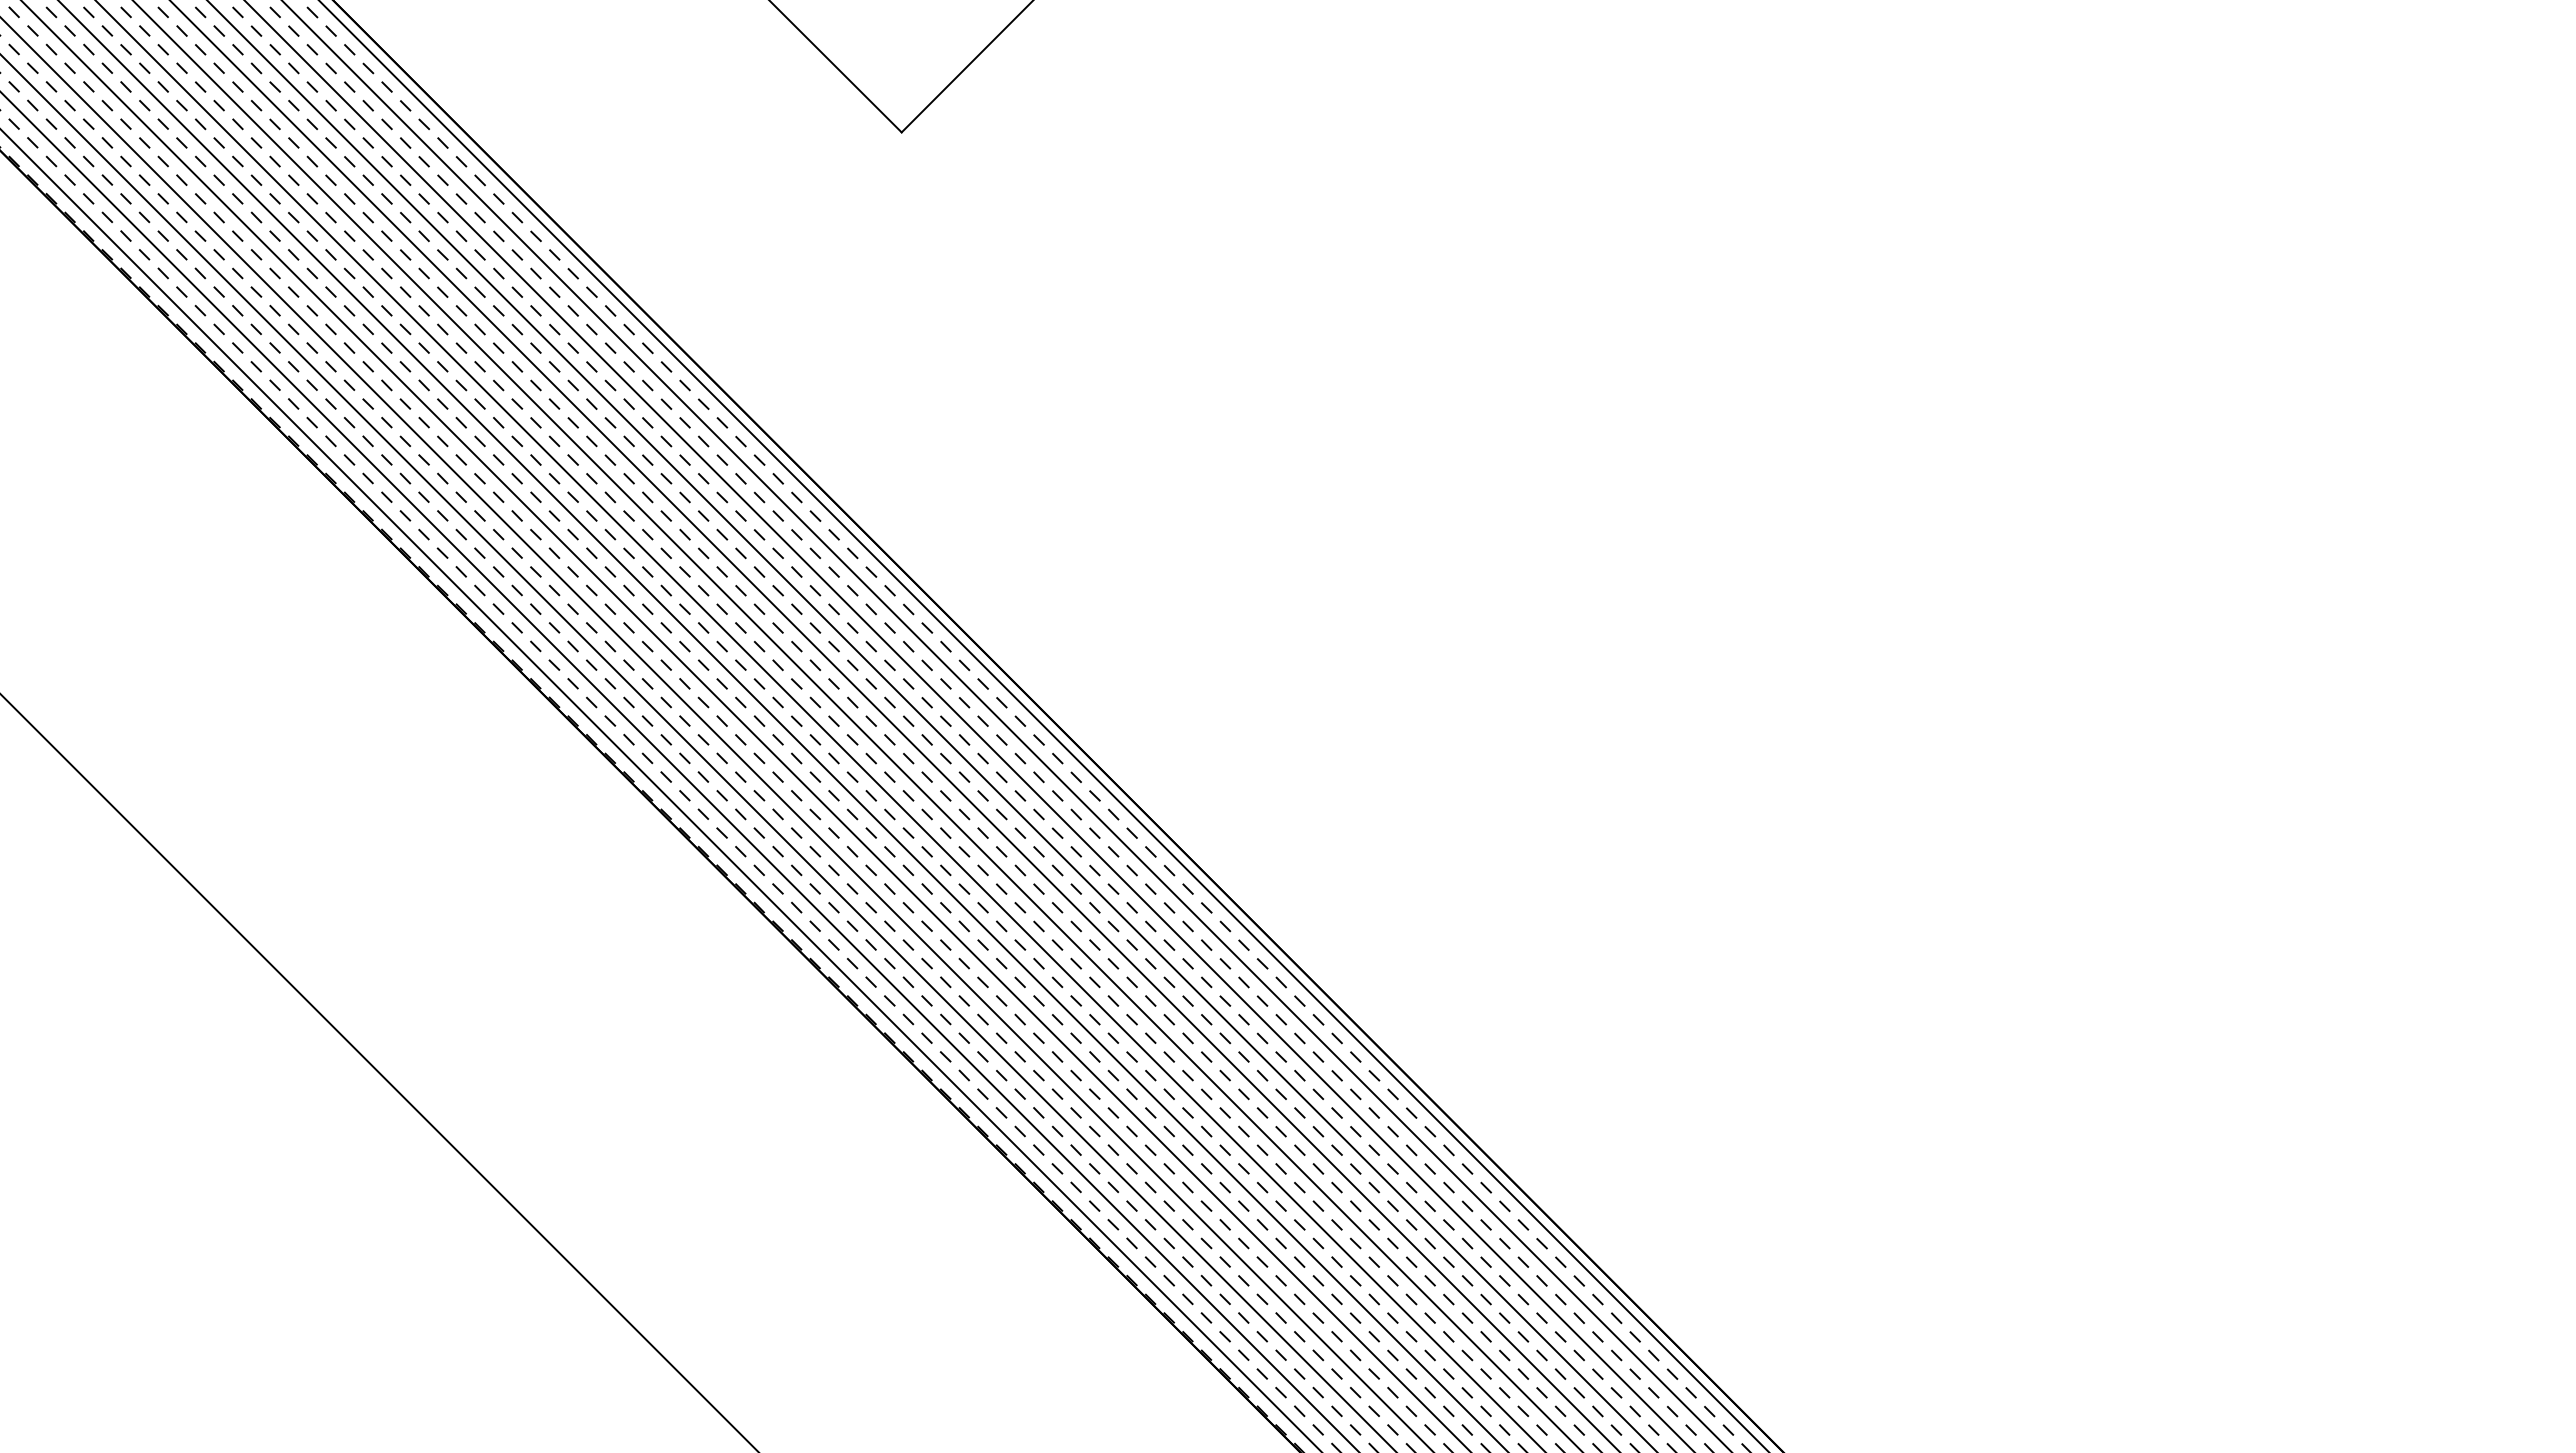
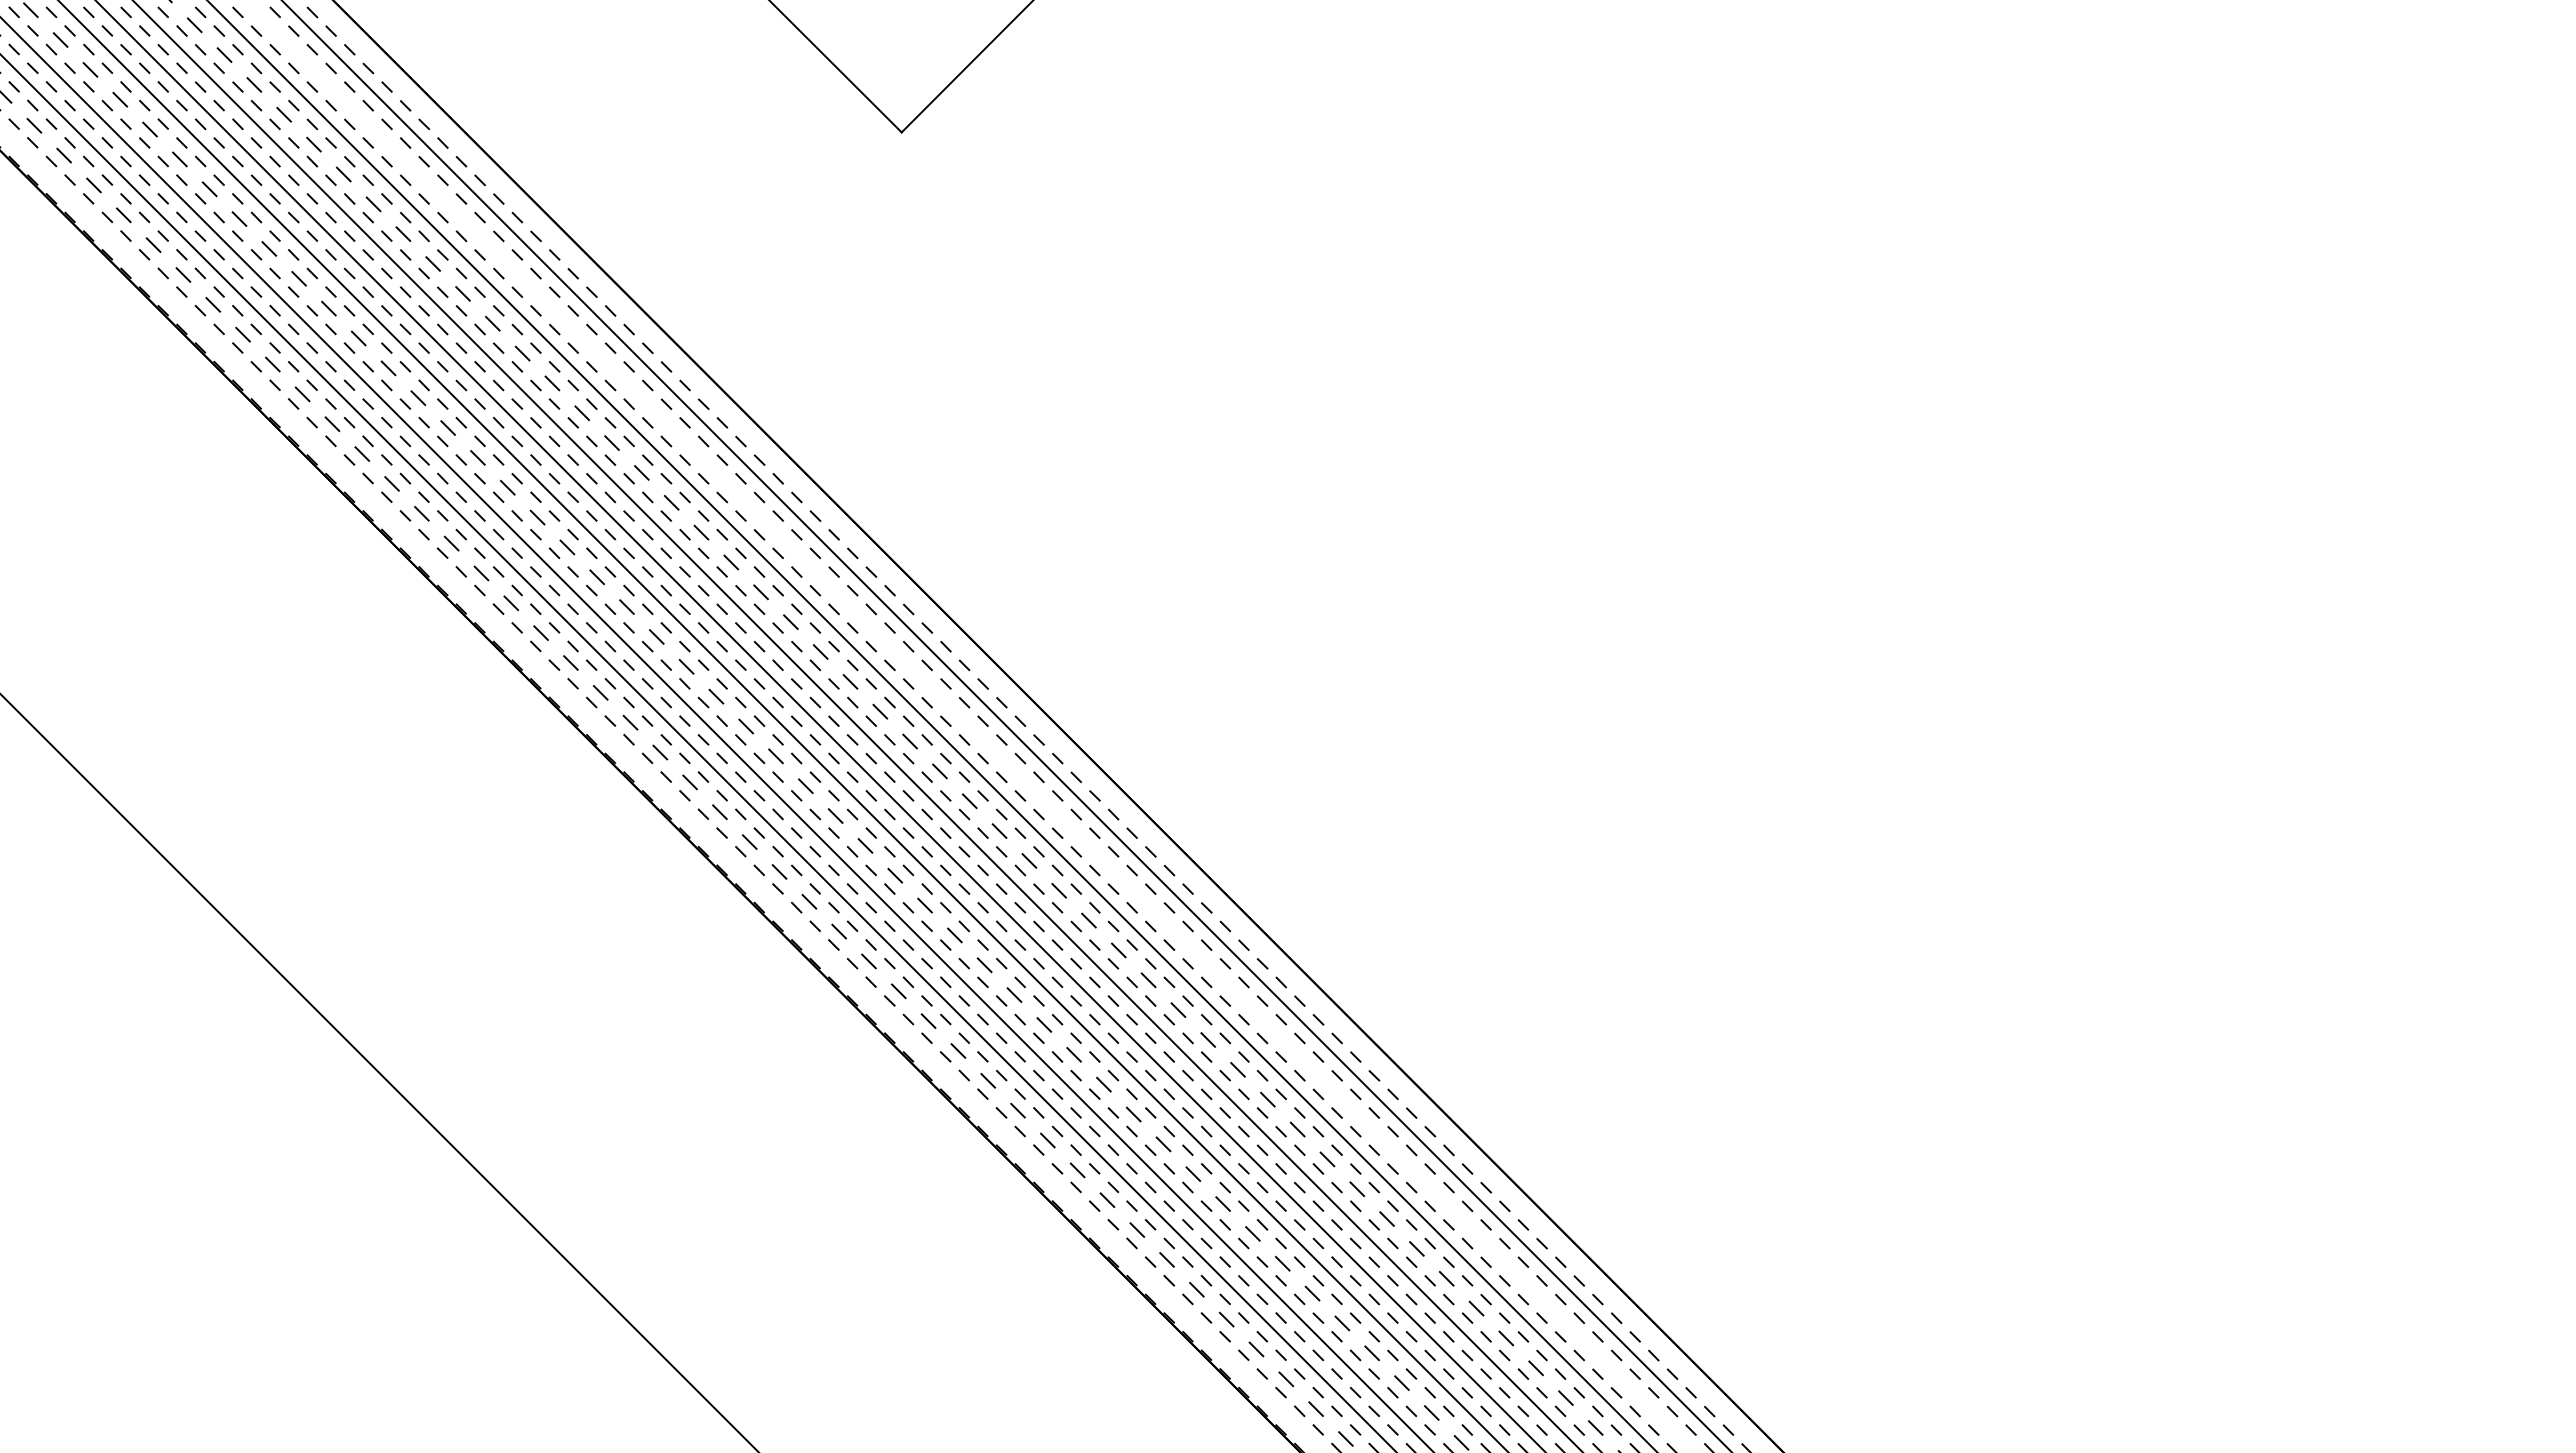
line: present -> none (968, 725)
line: present -> none (1043, 725)
line: solid -> dashed (746, 726)
line: solid -> dashed (895, 726)
line: solid -> dashed (679, 772)
line: present -> none (660, 789)
